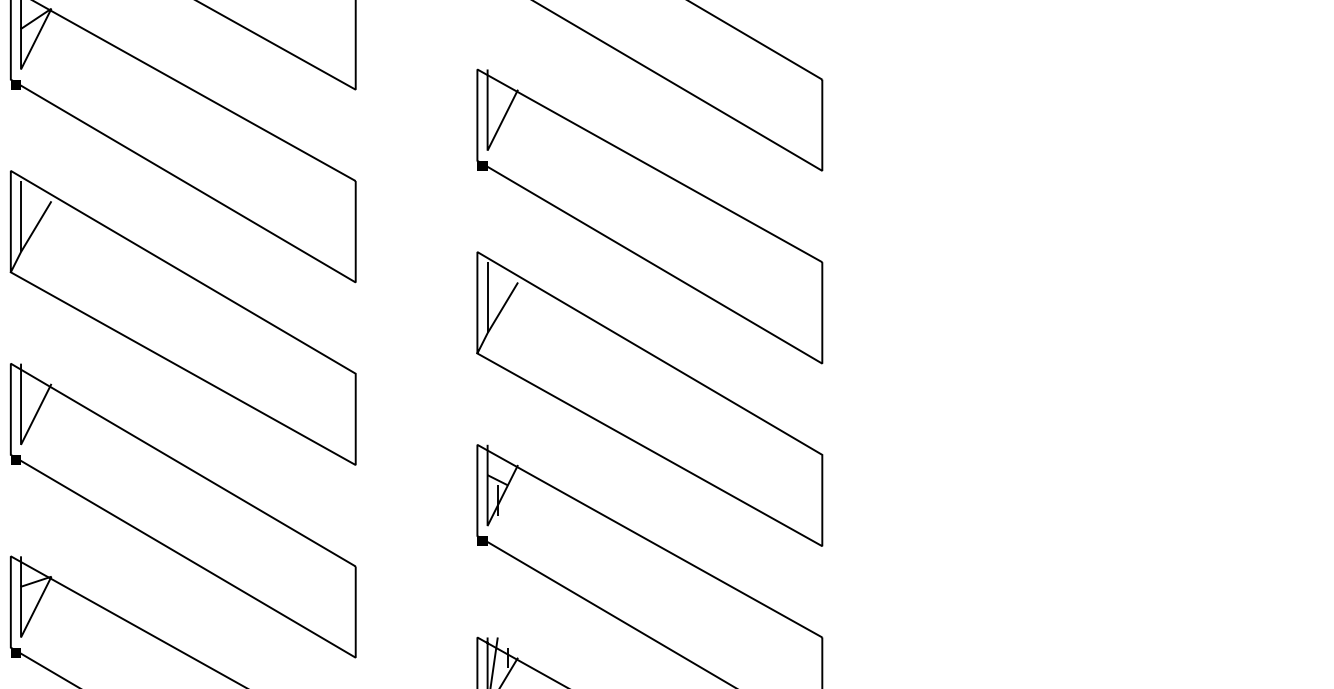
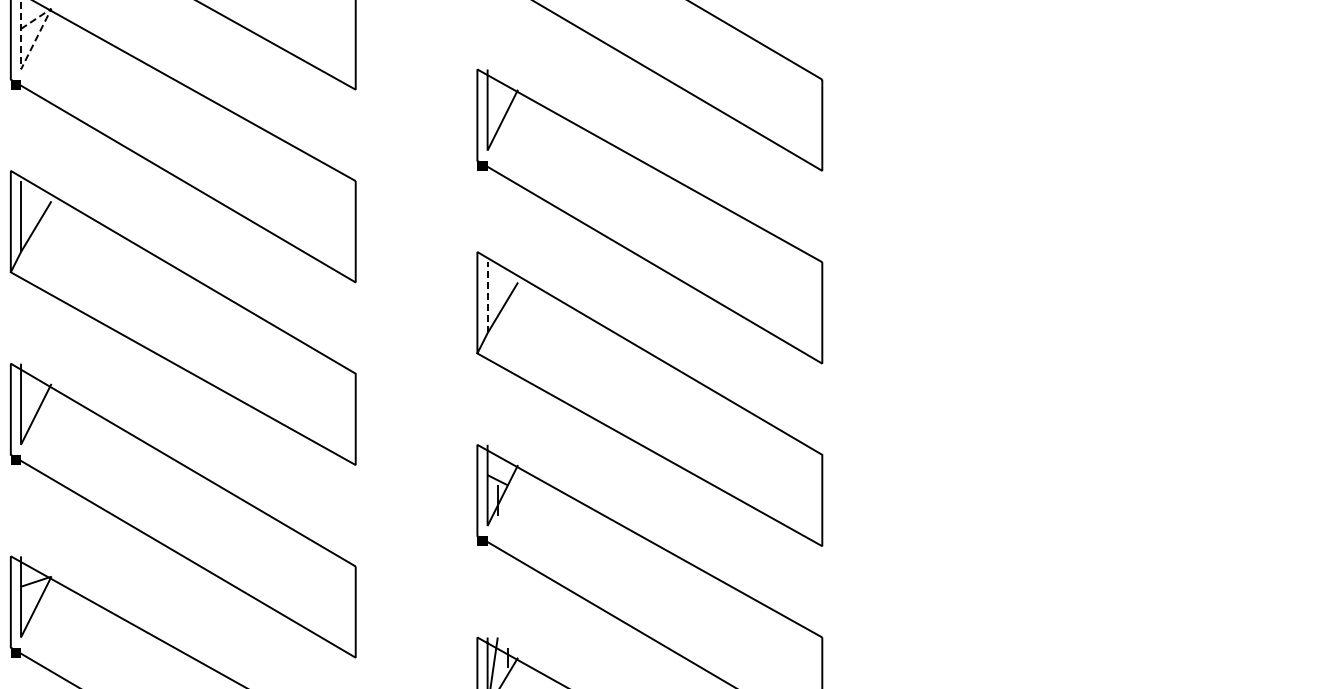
line: solid -> dashed (28, 54)
line: solid -> dashed (487, 297)
